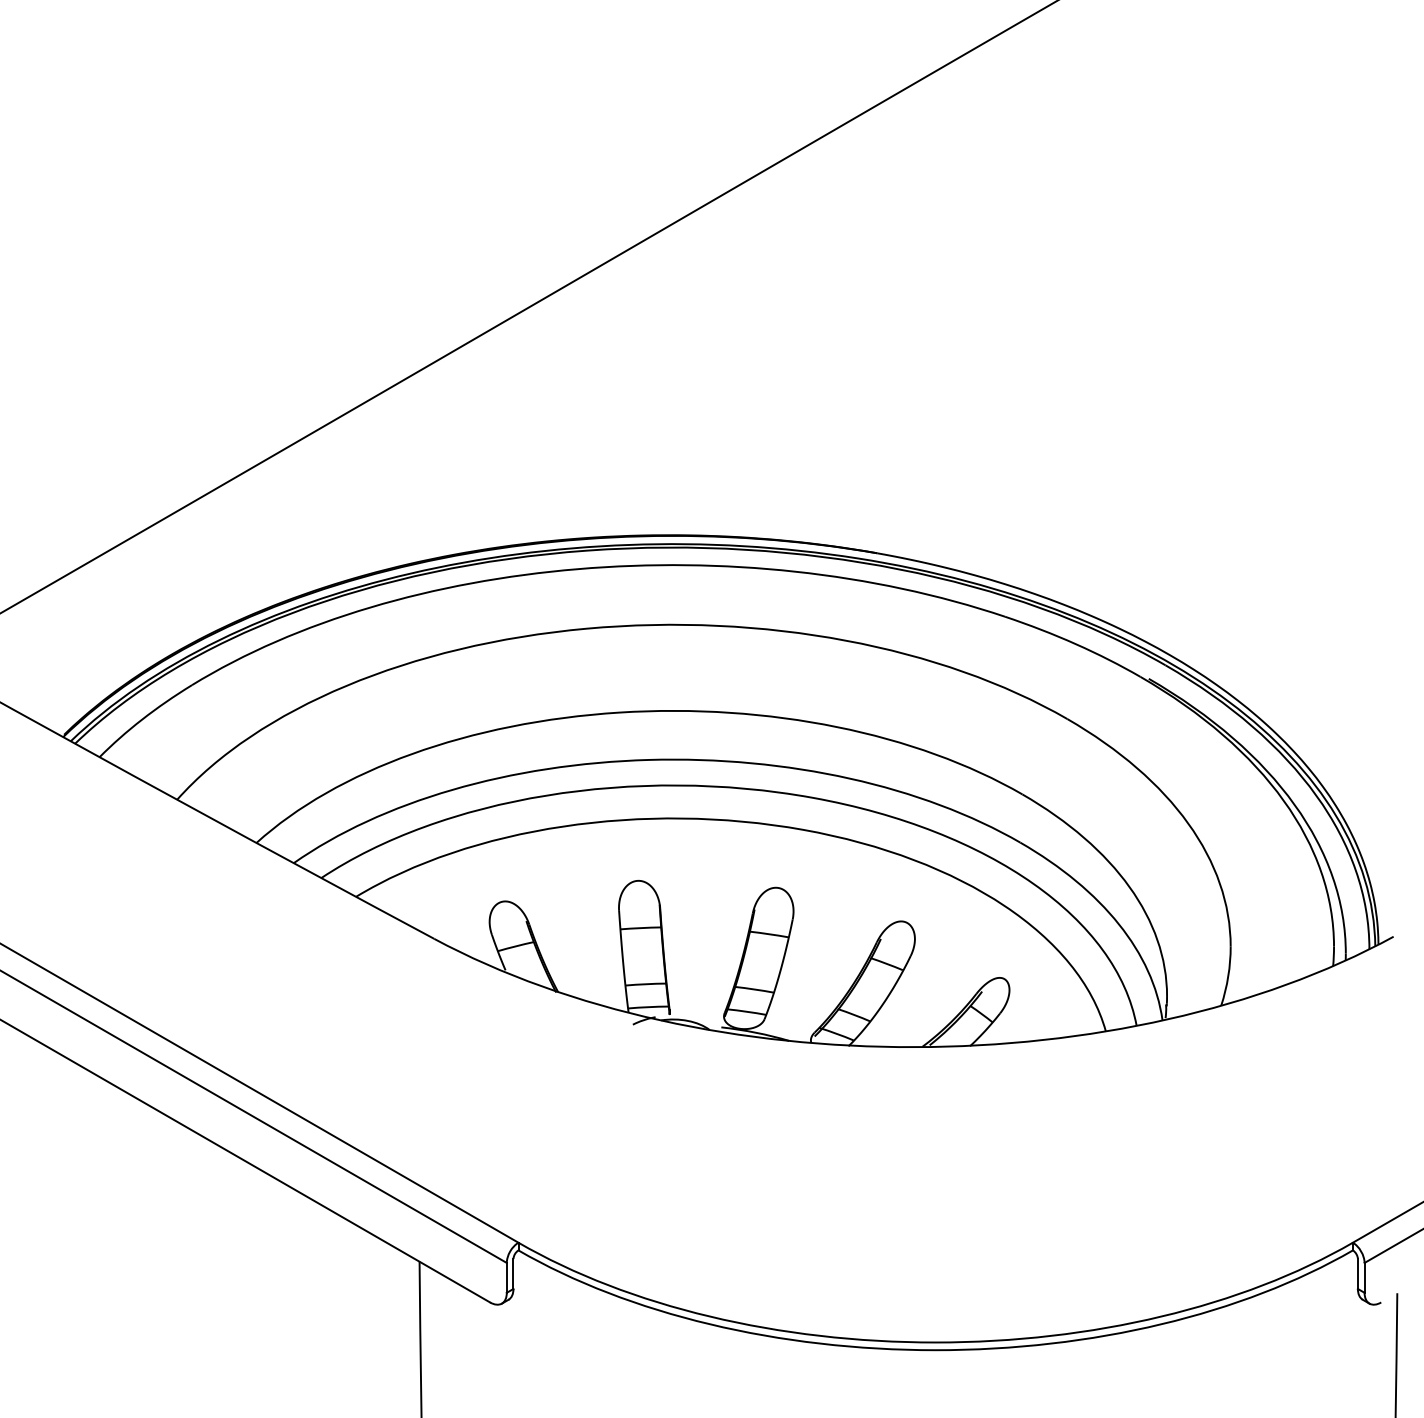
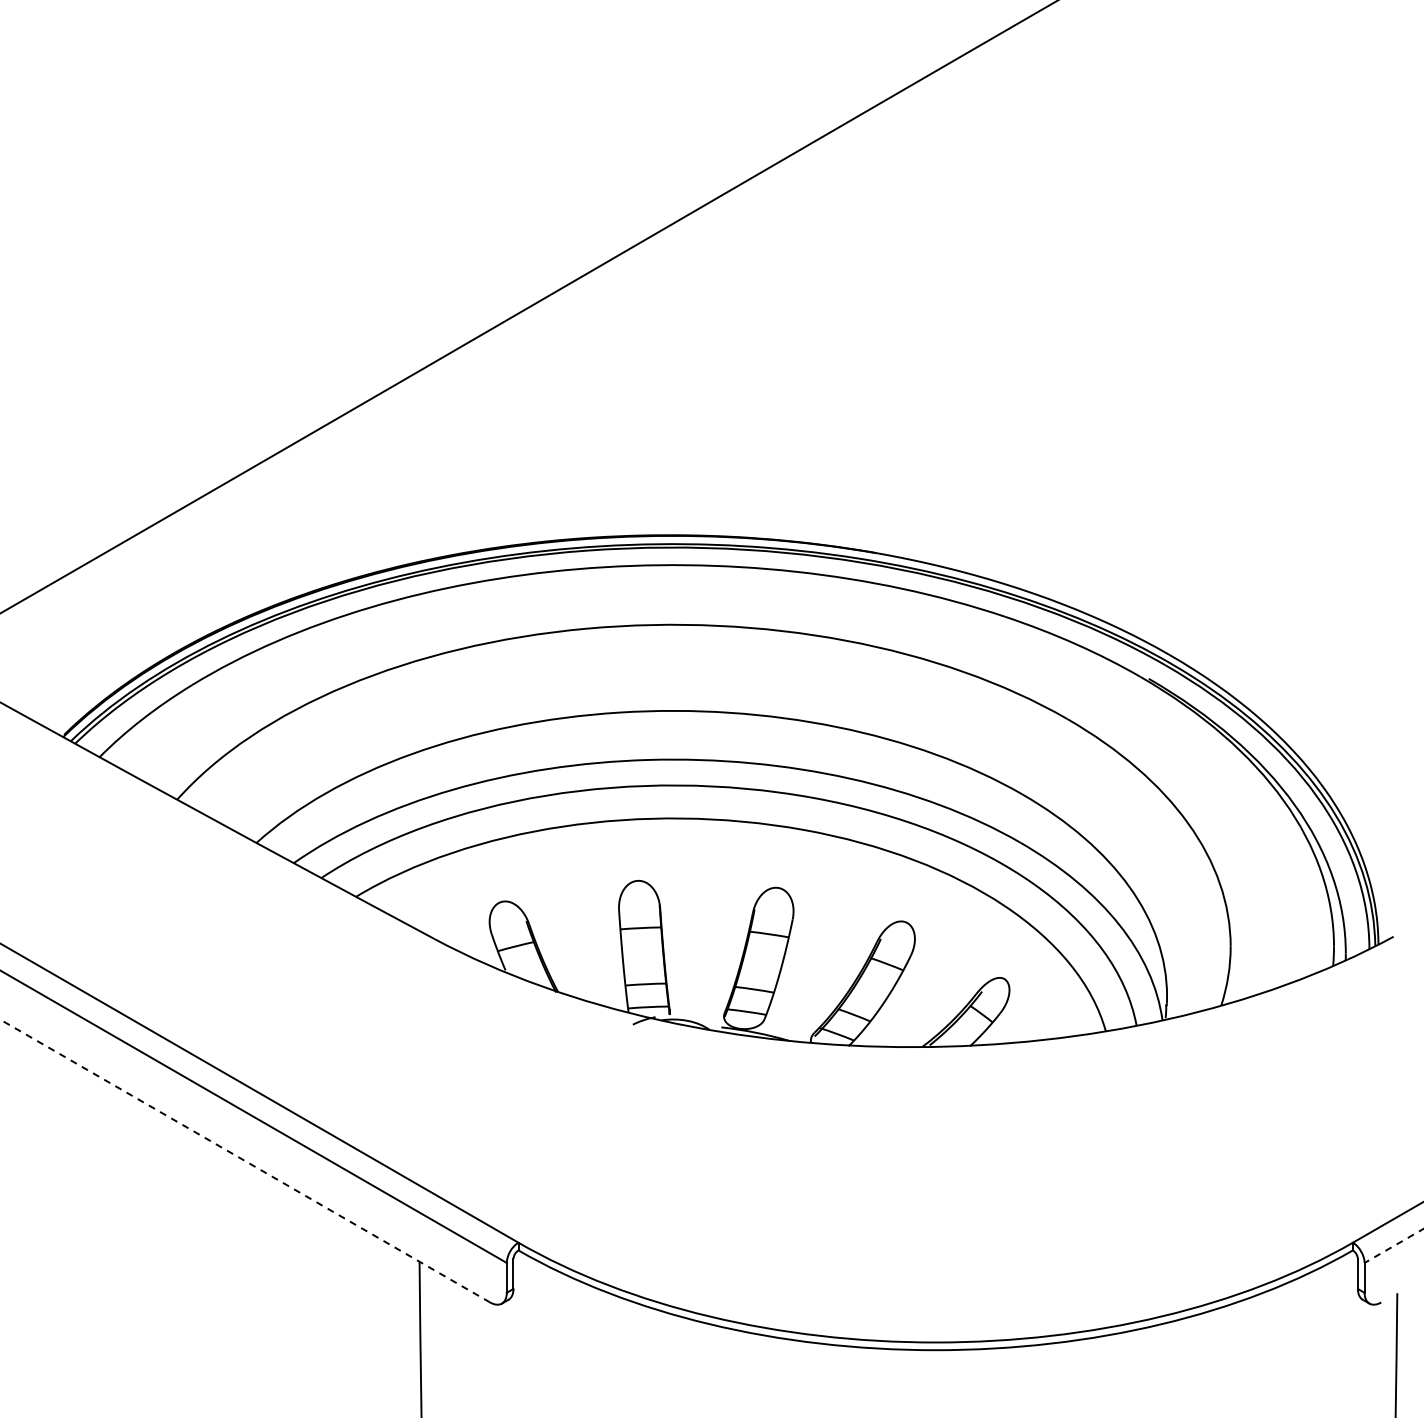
line: solid -> dashed (244, 1160)
line: solid -> dashed (1394, 1245)
